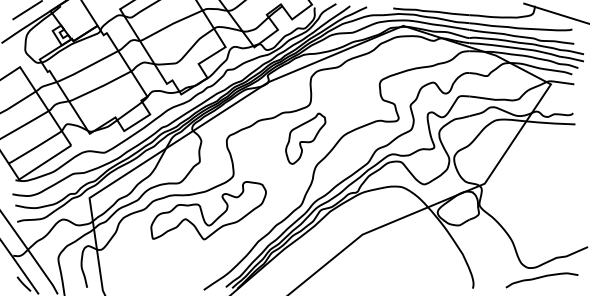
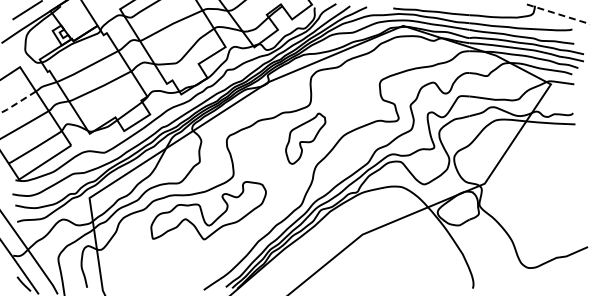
line: solid -> dashed (555, 13)
line: solid -> dashed (17, 103)
curve: present -> none (540, 278)
